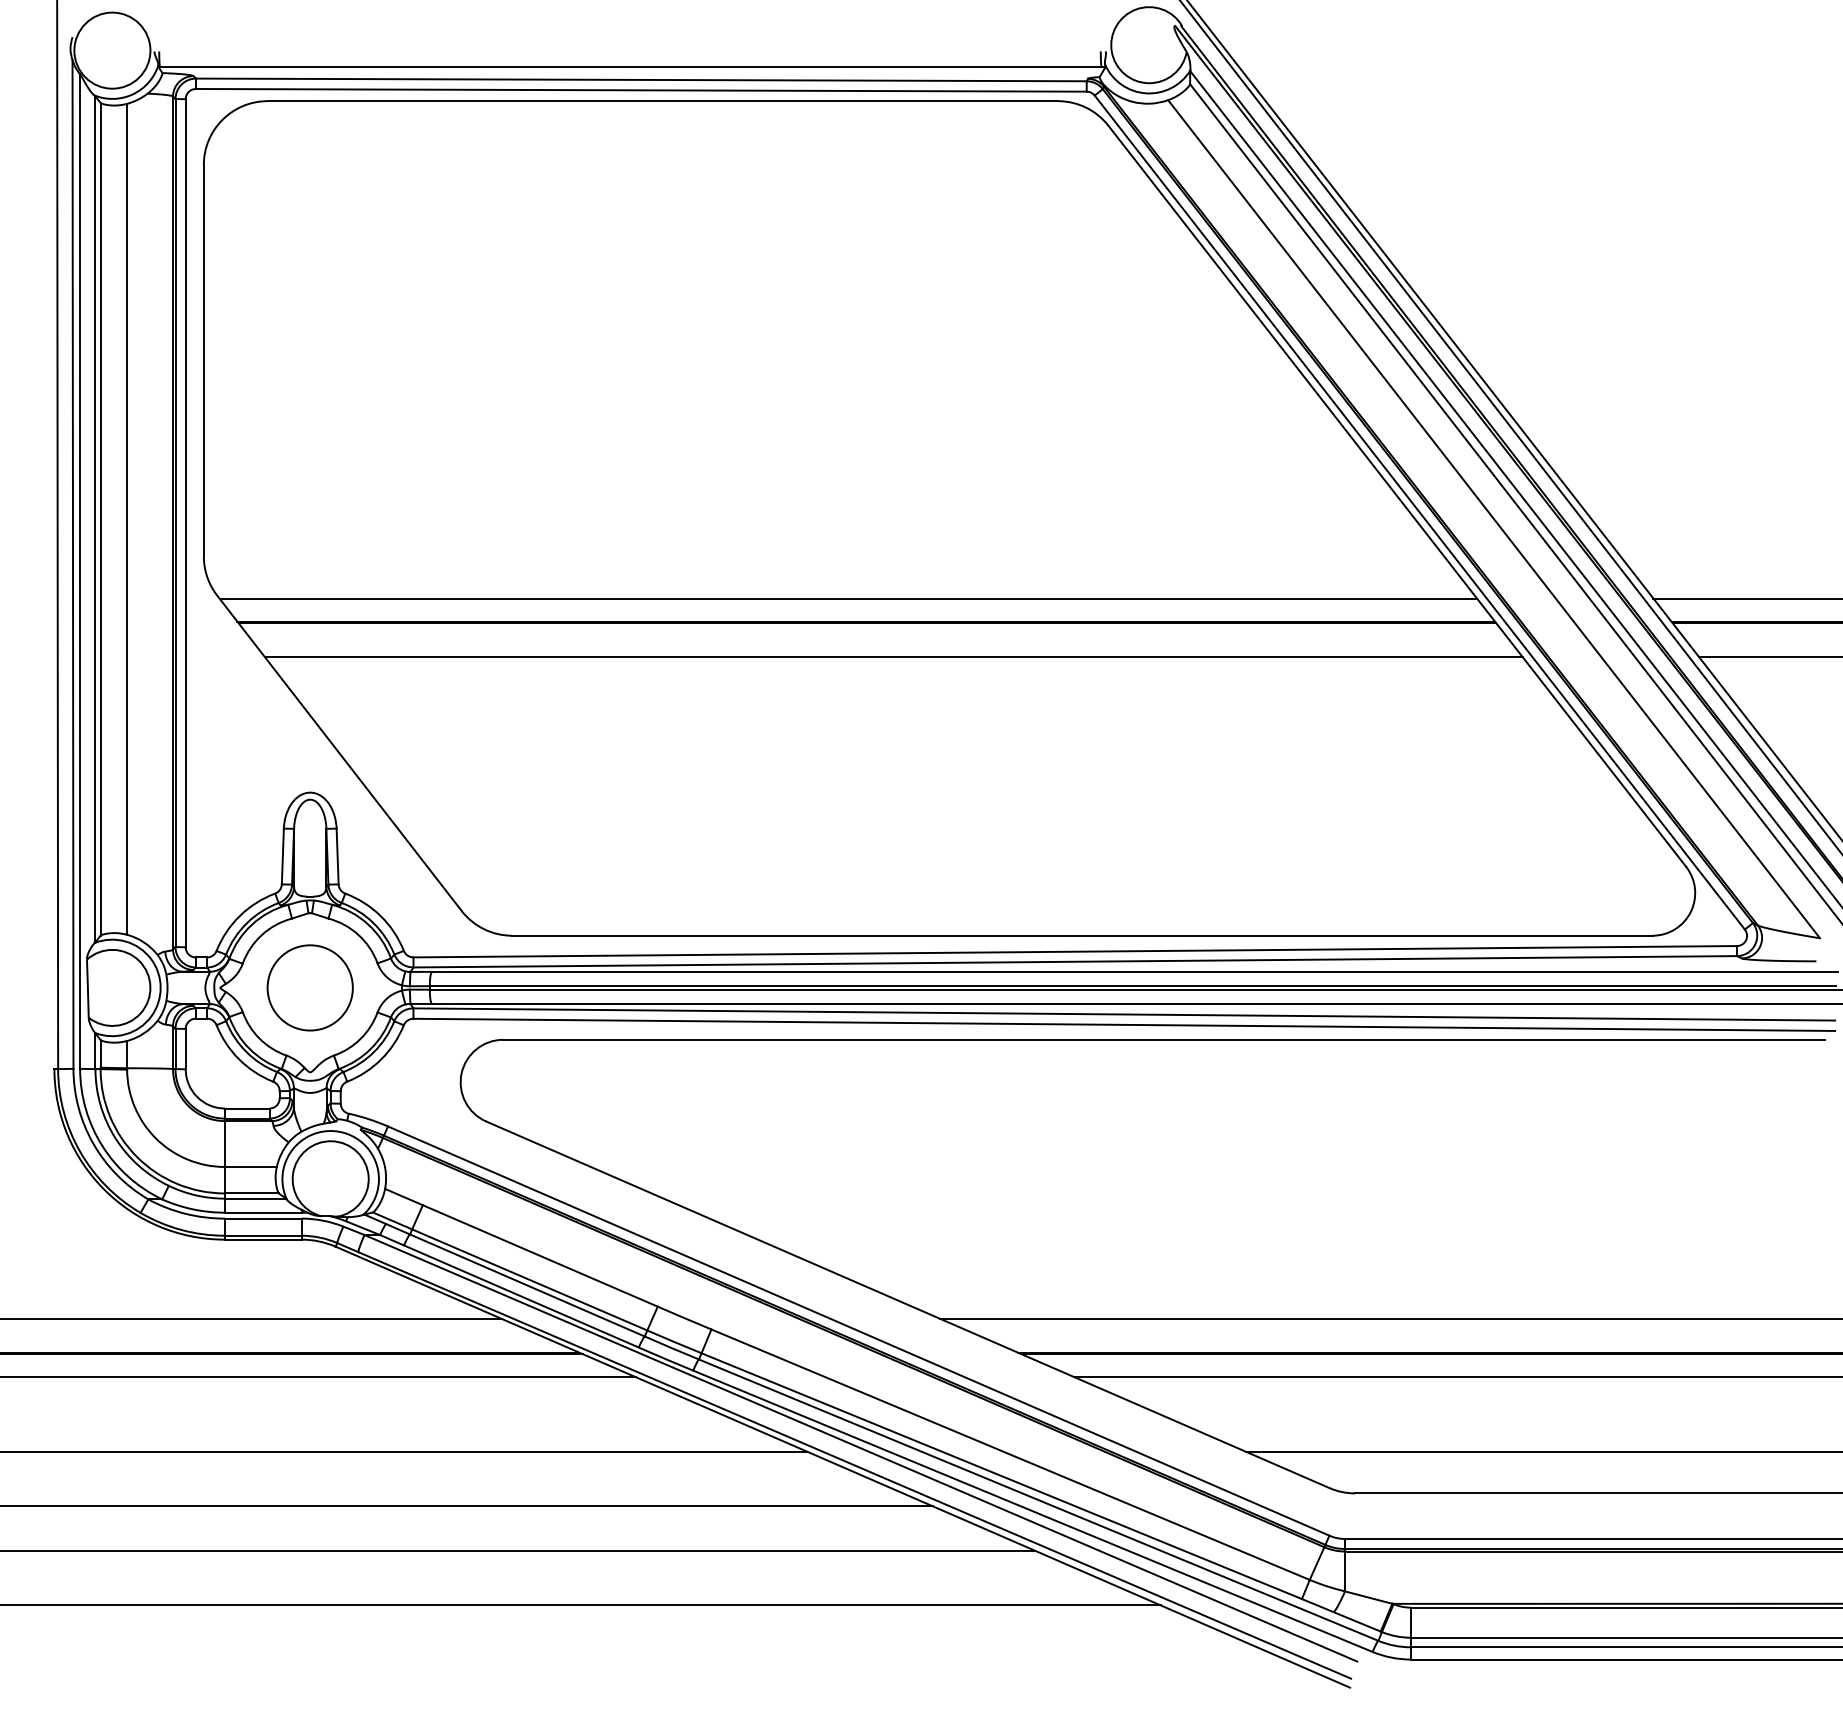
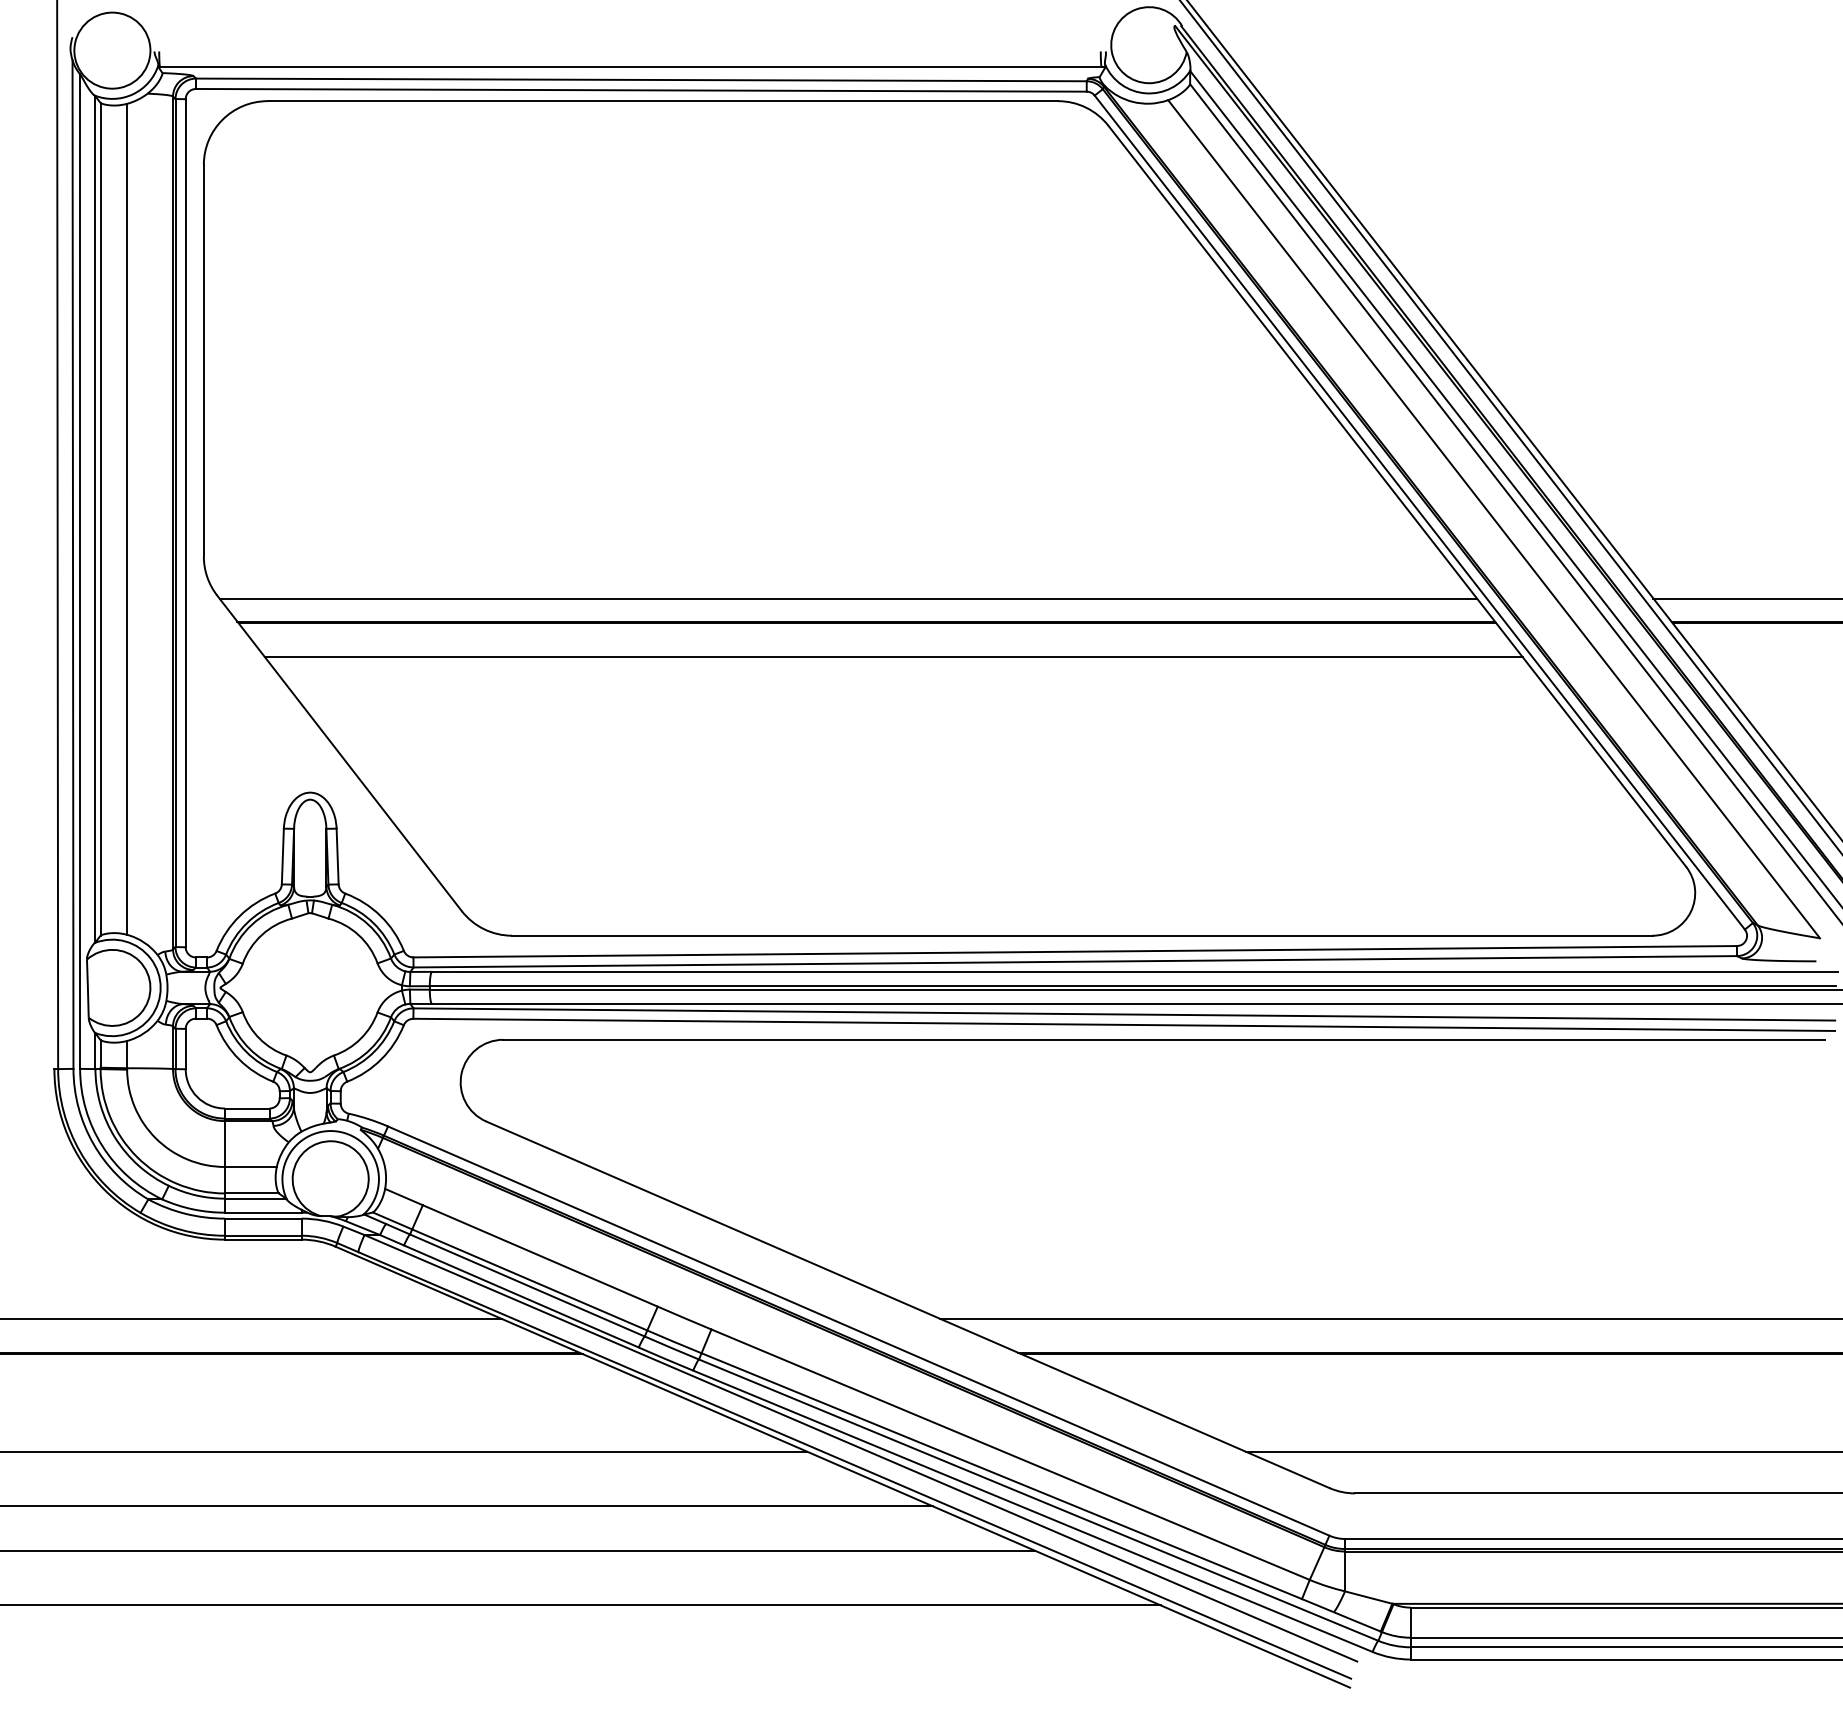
line: present -> none (1768, 656)
circle: present -> none (309, 987)
line: present -> none (319, 1377)
line: present -> none (1456, 1377)
